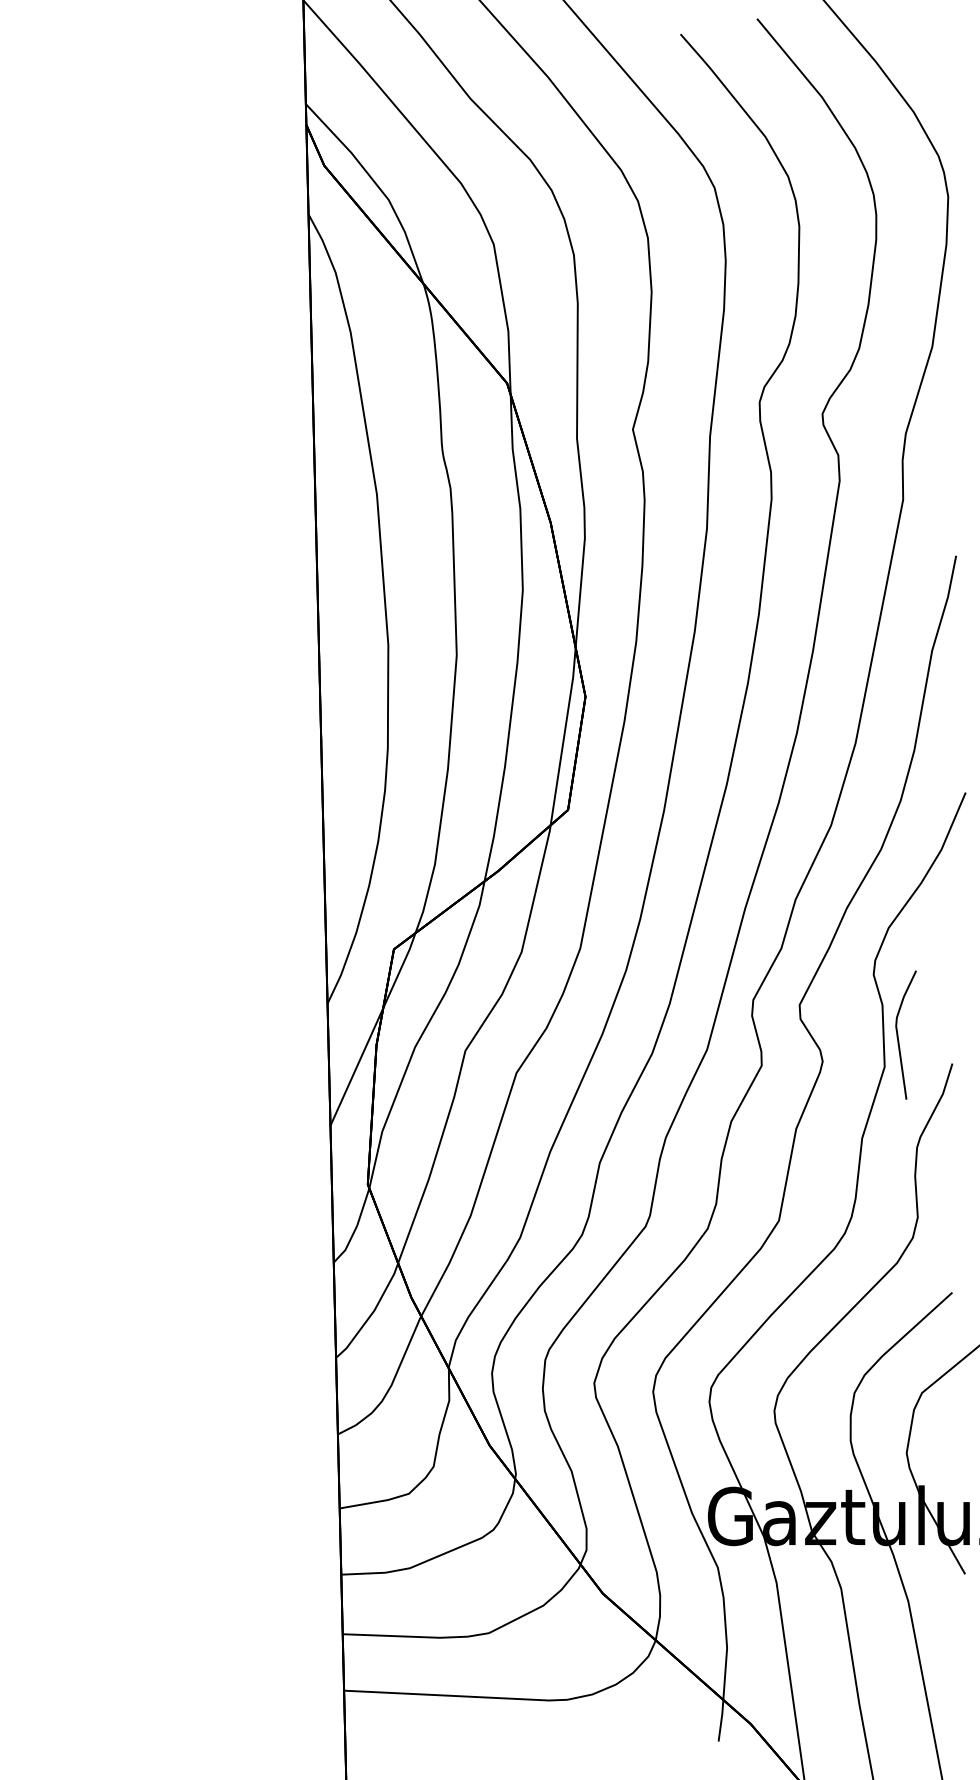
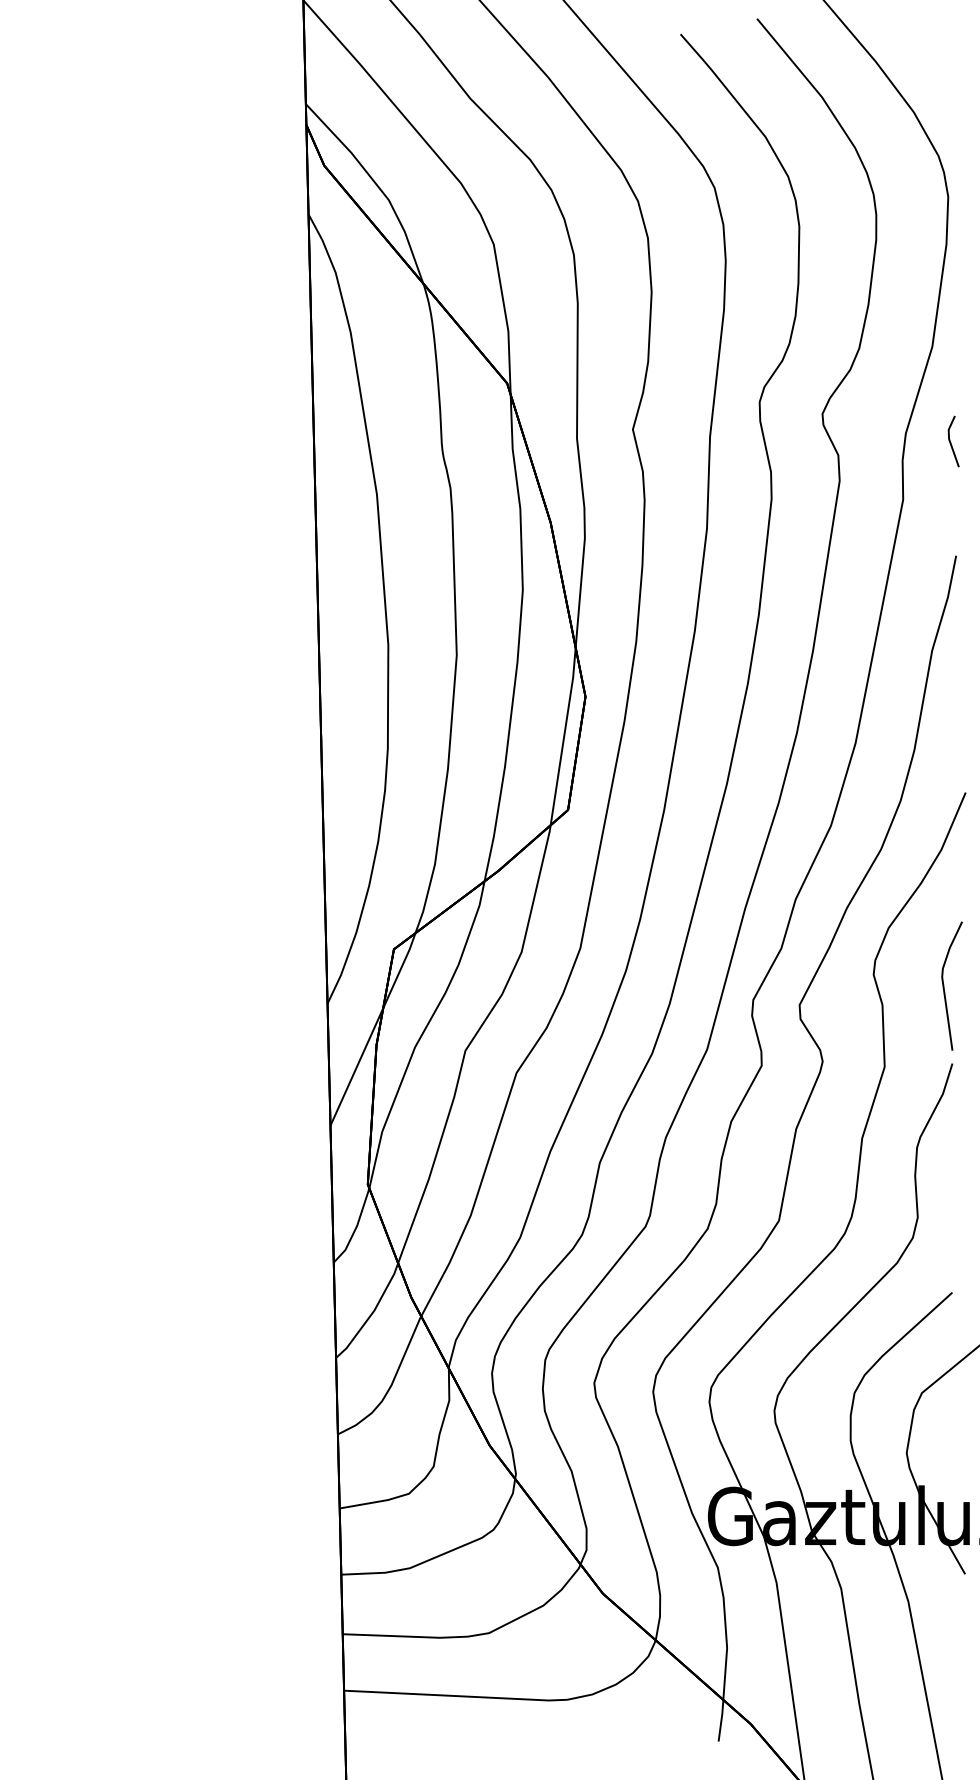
line: none -> present (951, 442)
line position: (898, 1034) -> (944, 985) (944, 985)
